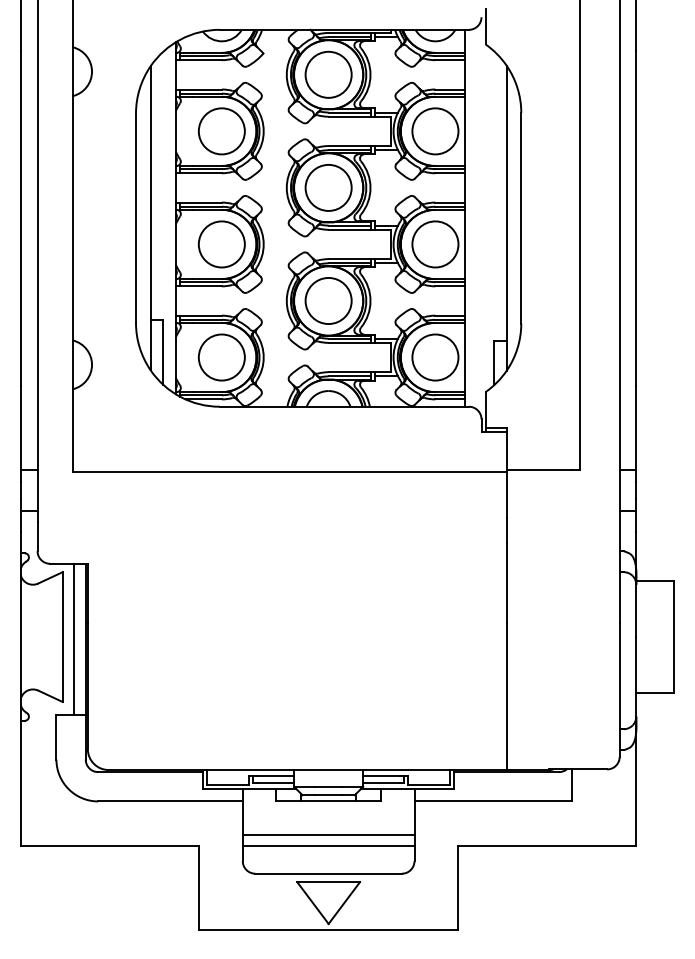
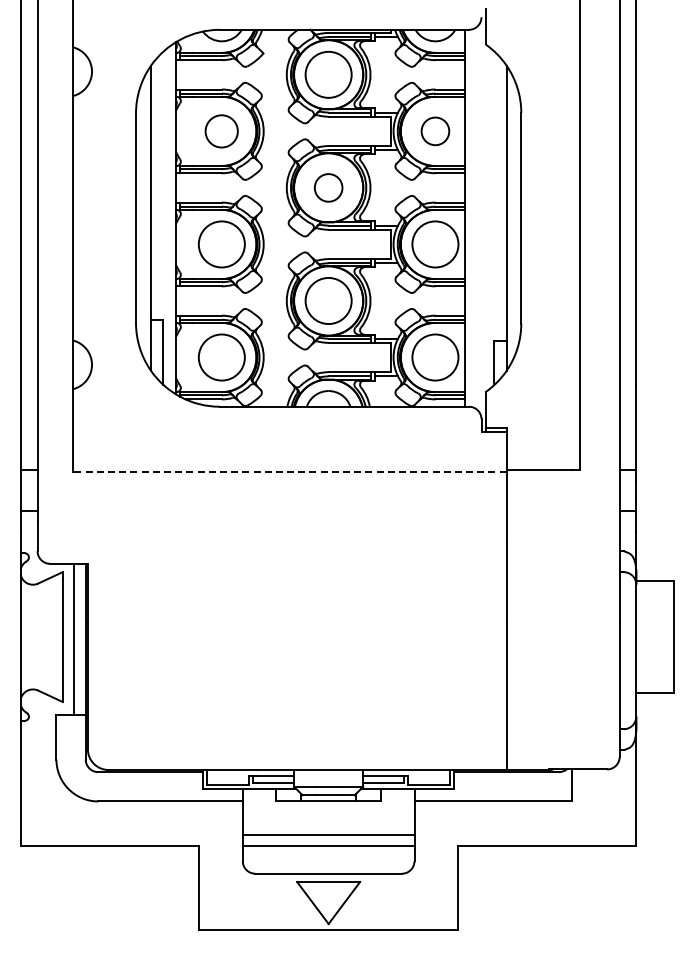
circle size: 49x49 px -> 35x35 px (221, 131)
circle diameter: 46 px -> 28 px (435, 131)
circle diameter: 46 px -> 28 px (328, 187)
line: solid -> dashed (289, 471)
